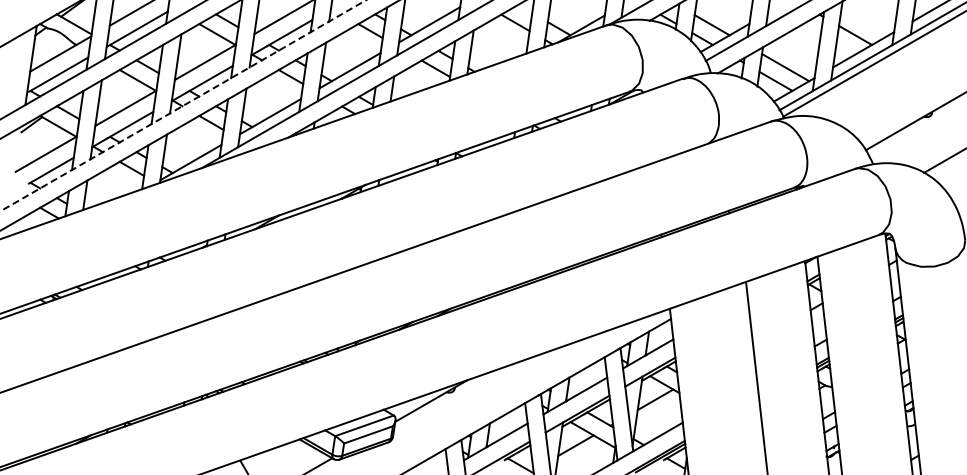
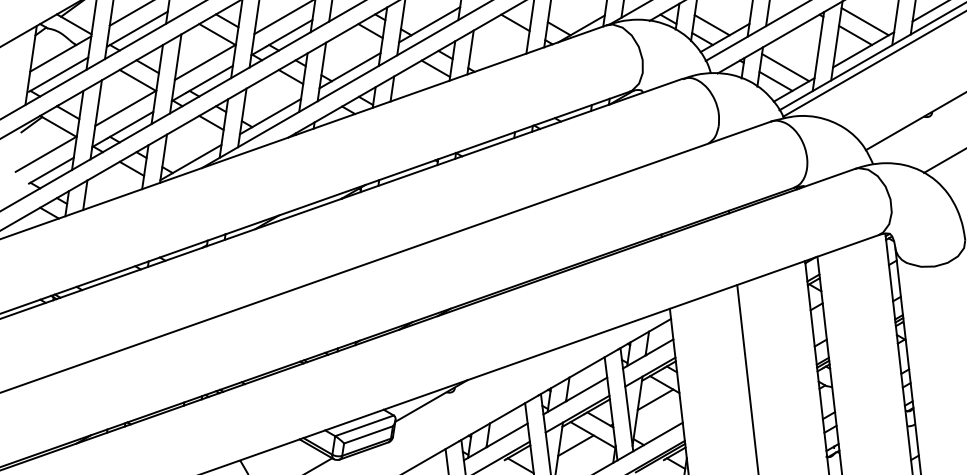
line: none -> present (864, 21)
line: dashed -> solid (182, 106)
line position: (756, 377) -> (747, 378) (747, 378)
